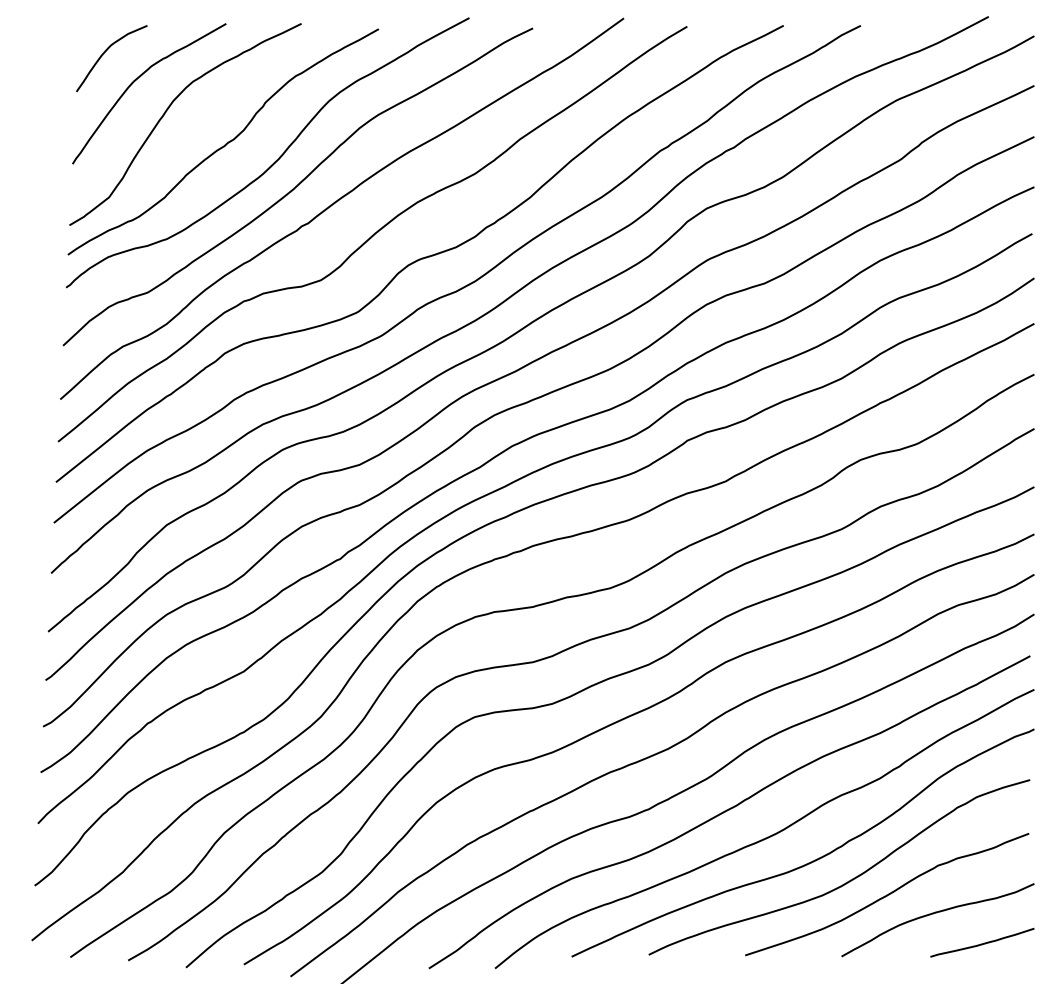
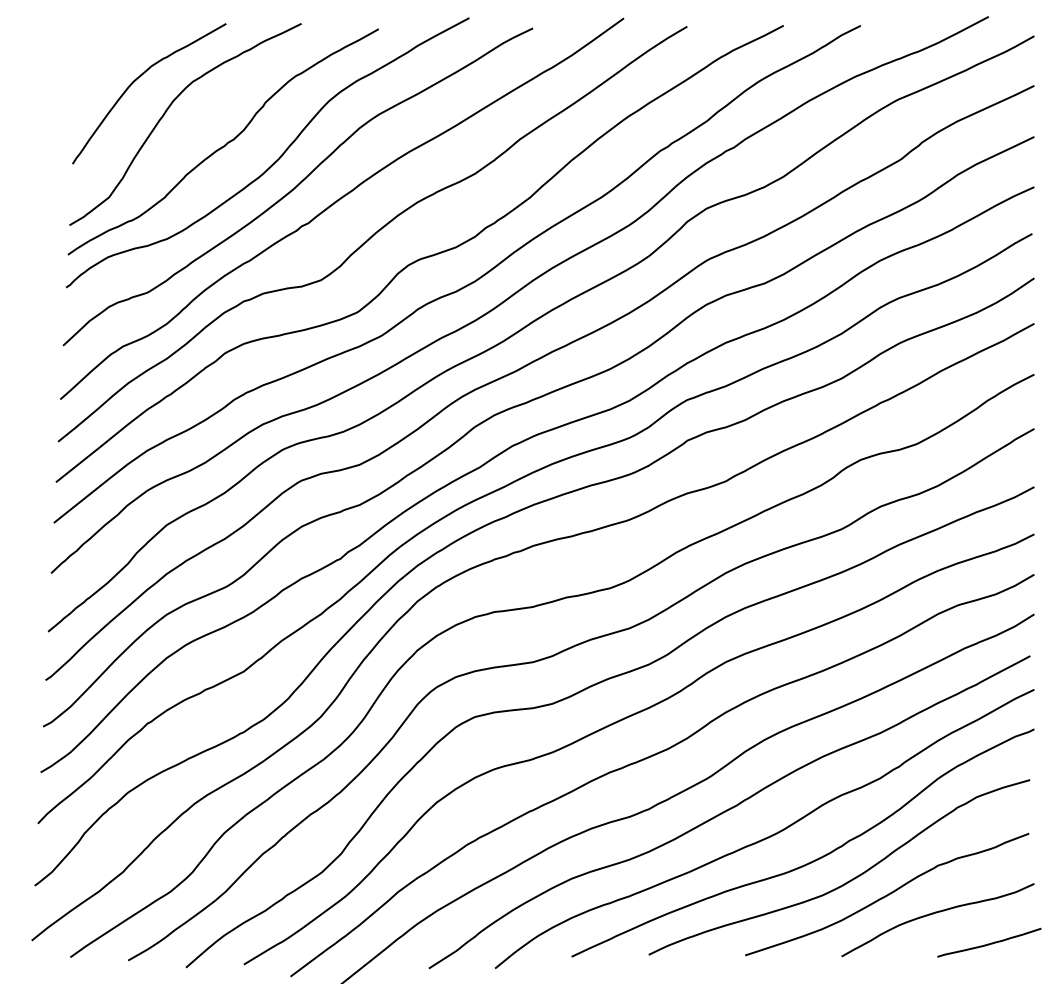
curve: present -> none (105, 52)
curve position: (982, 943) -> (989, 943) (989, 943)
